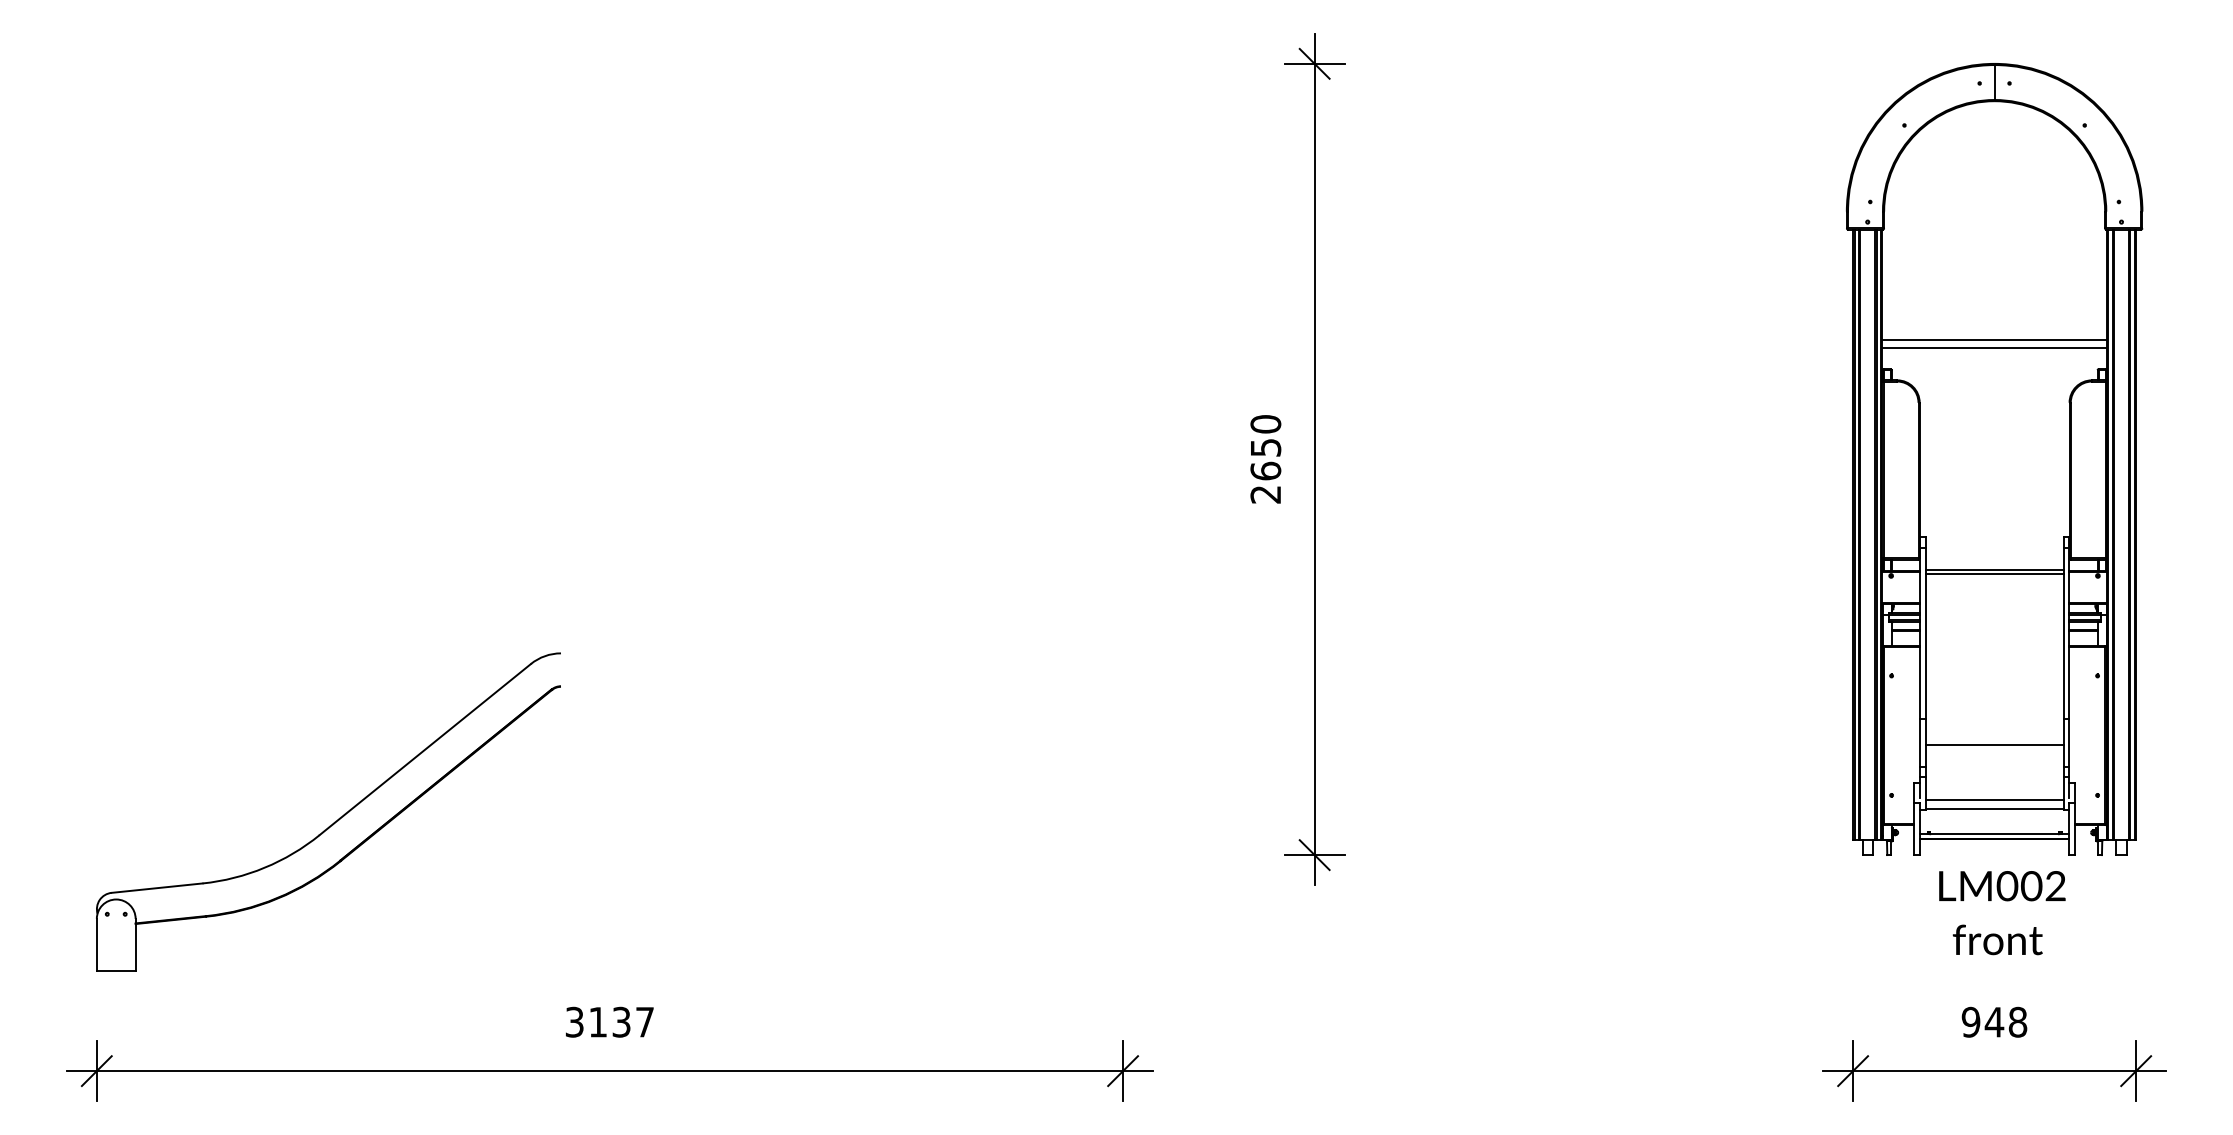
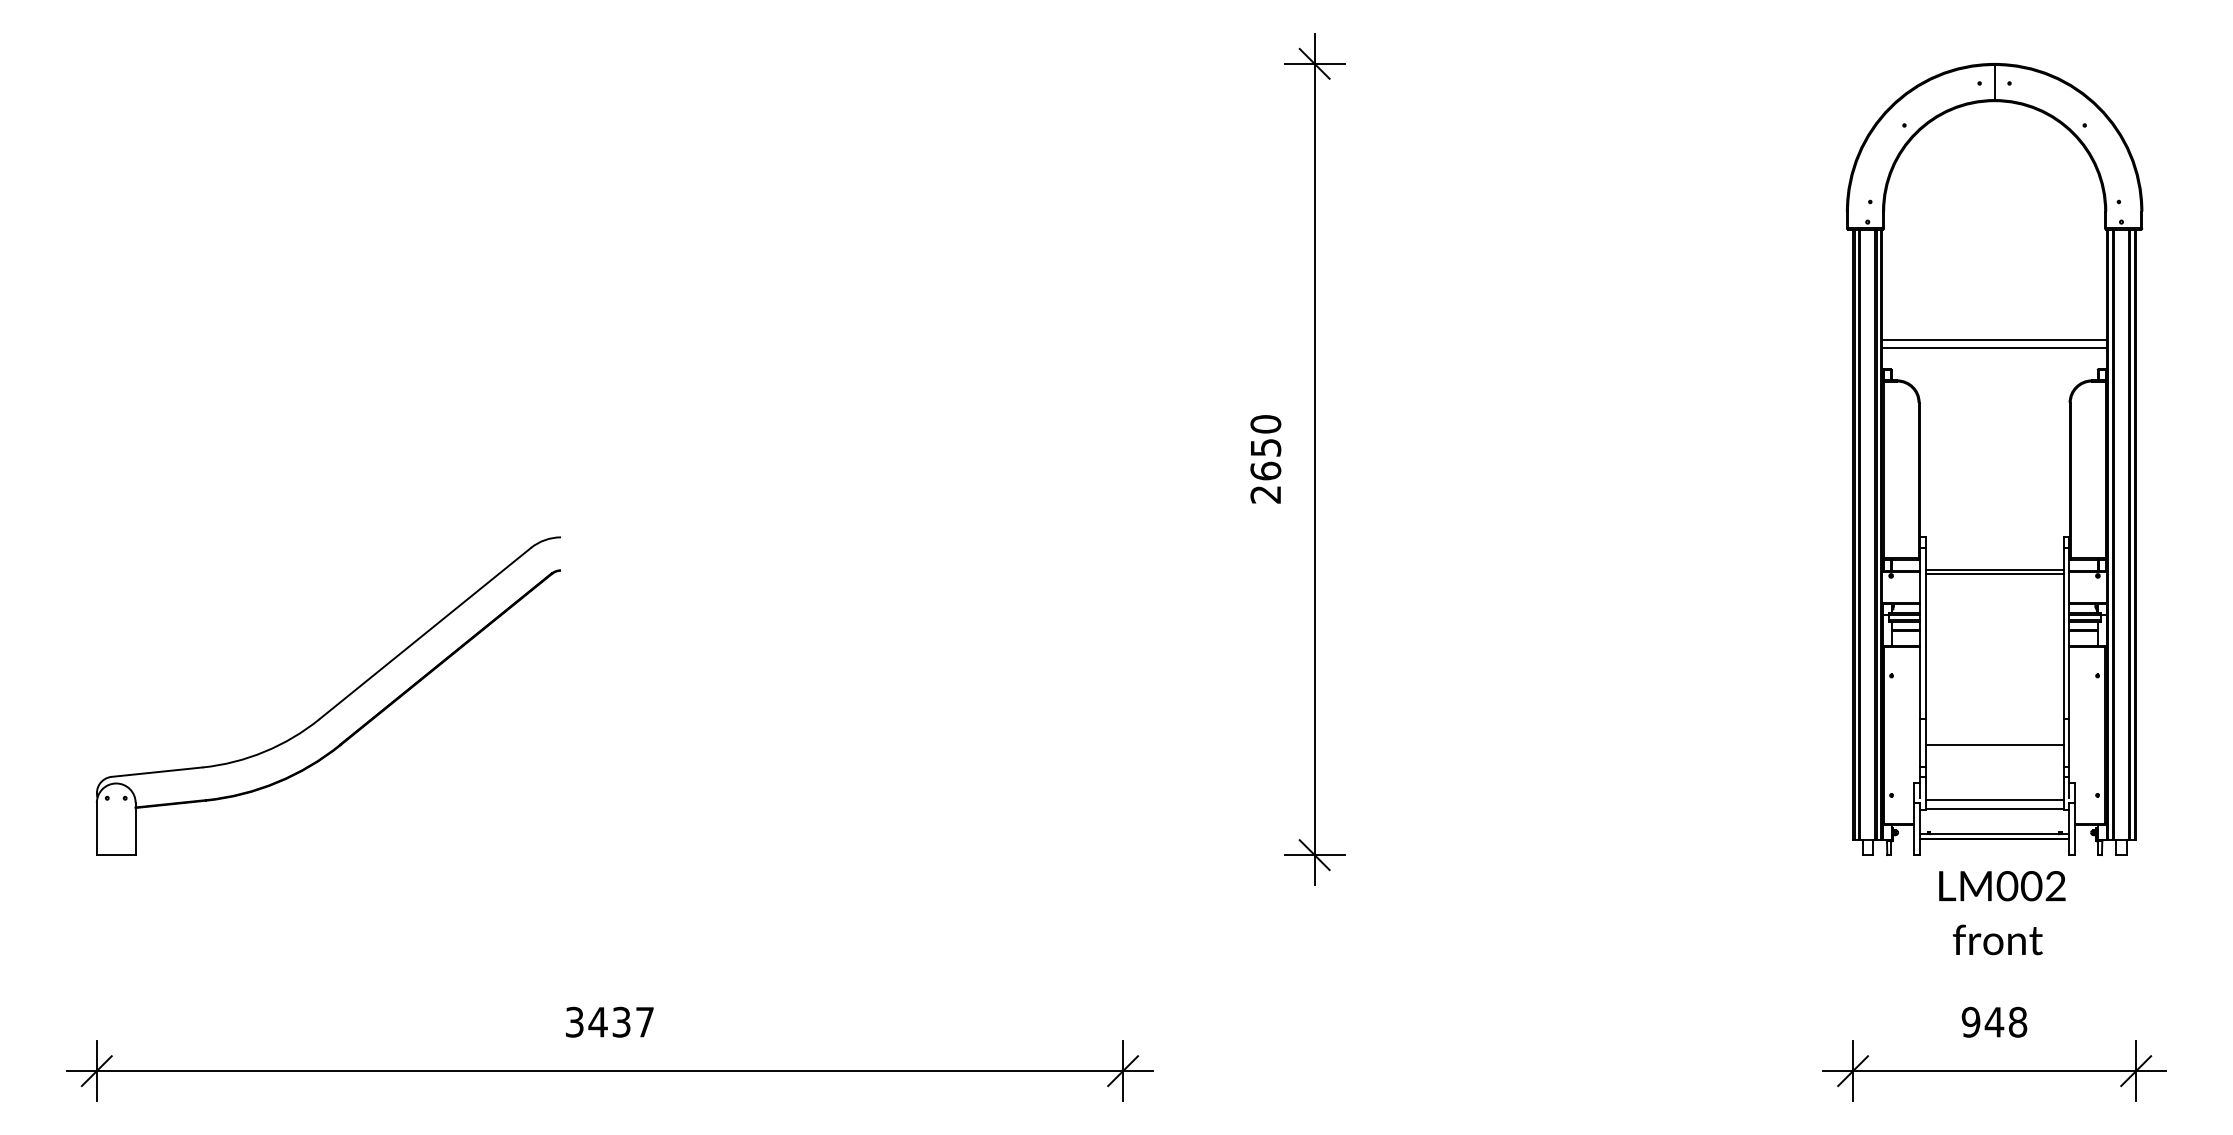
part position: (334, 821) -> (334, 705) (334, 705)
text: 3137 -> 3437 (597, 1022)
